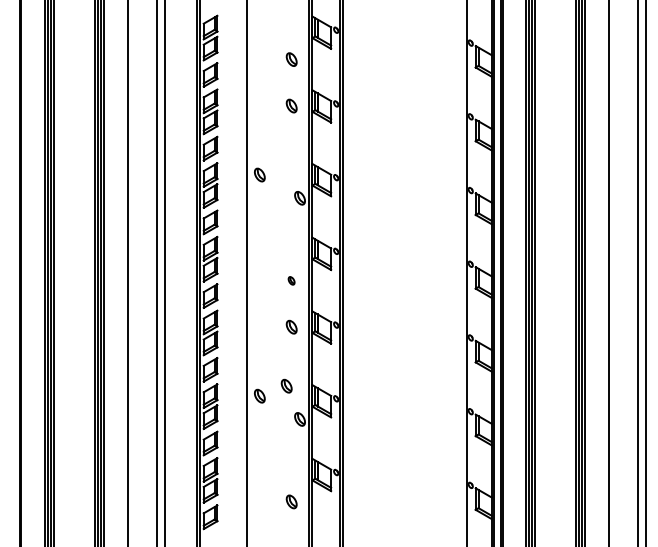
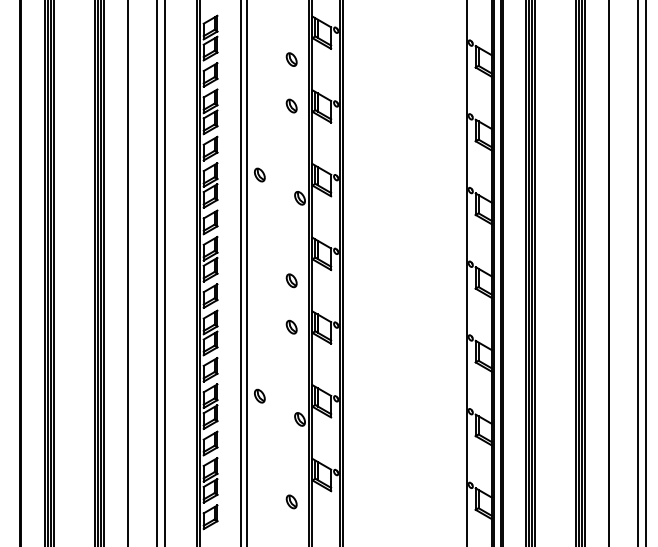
line: none -> present (241, 272)
part size: 9x10 px -> 13x16 px (291, 280)
part: present -> none (286, 385)
